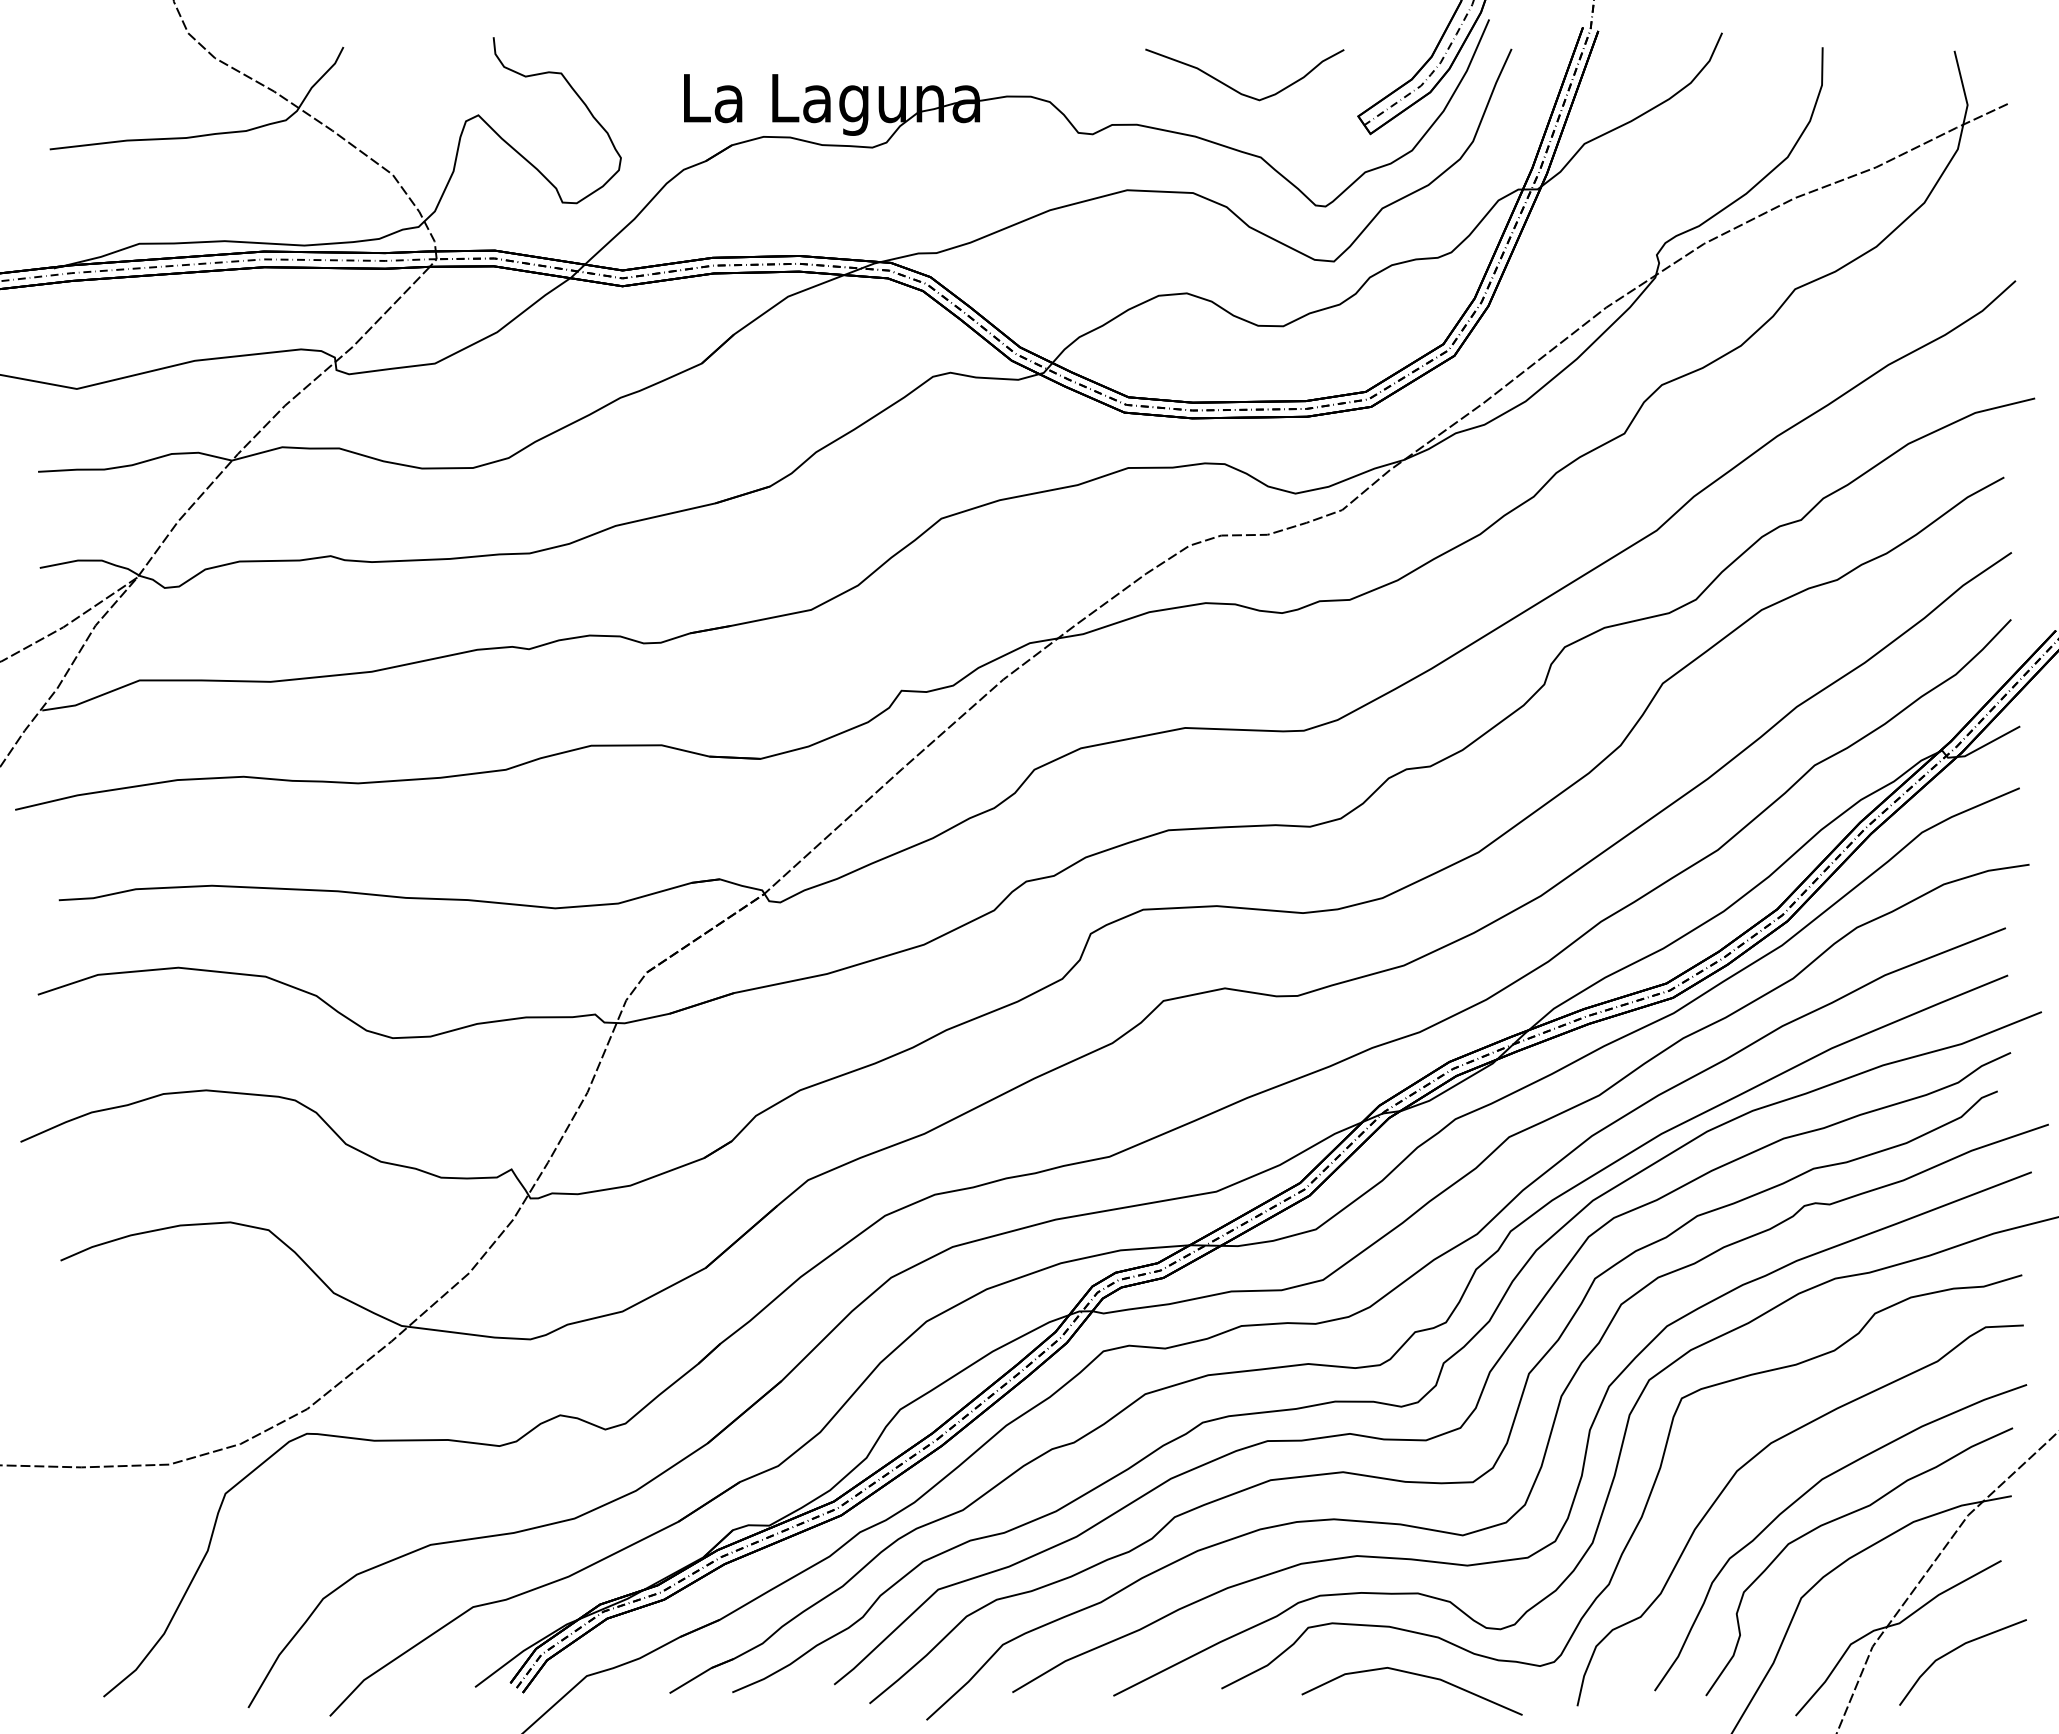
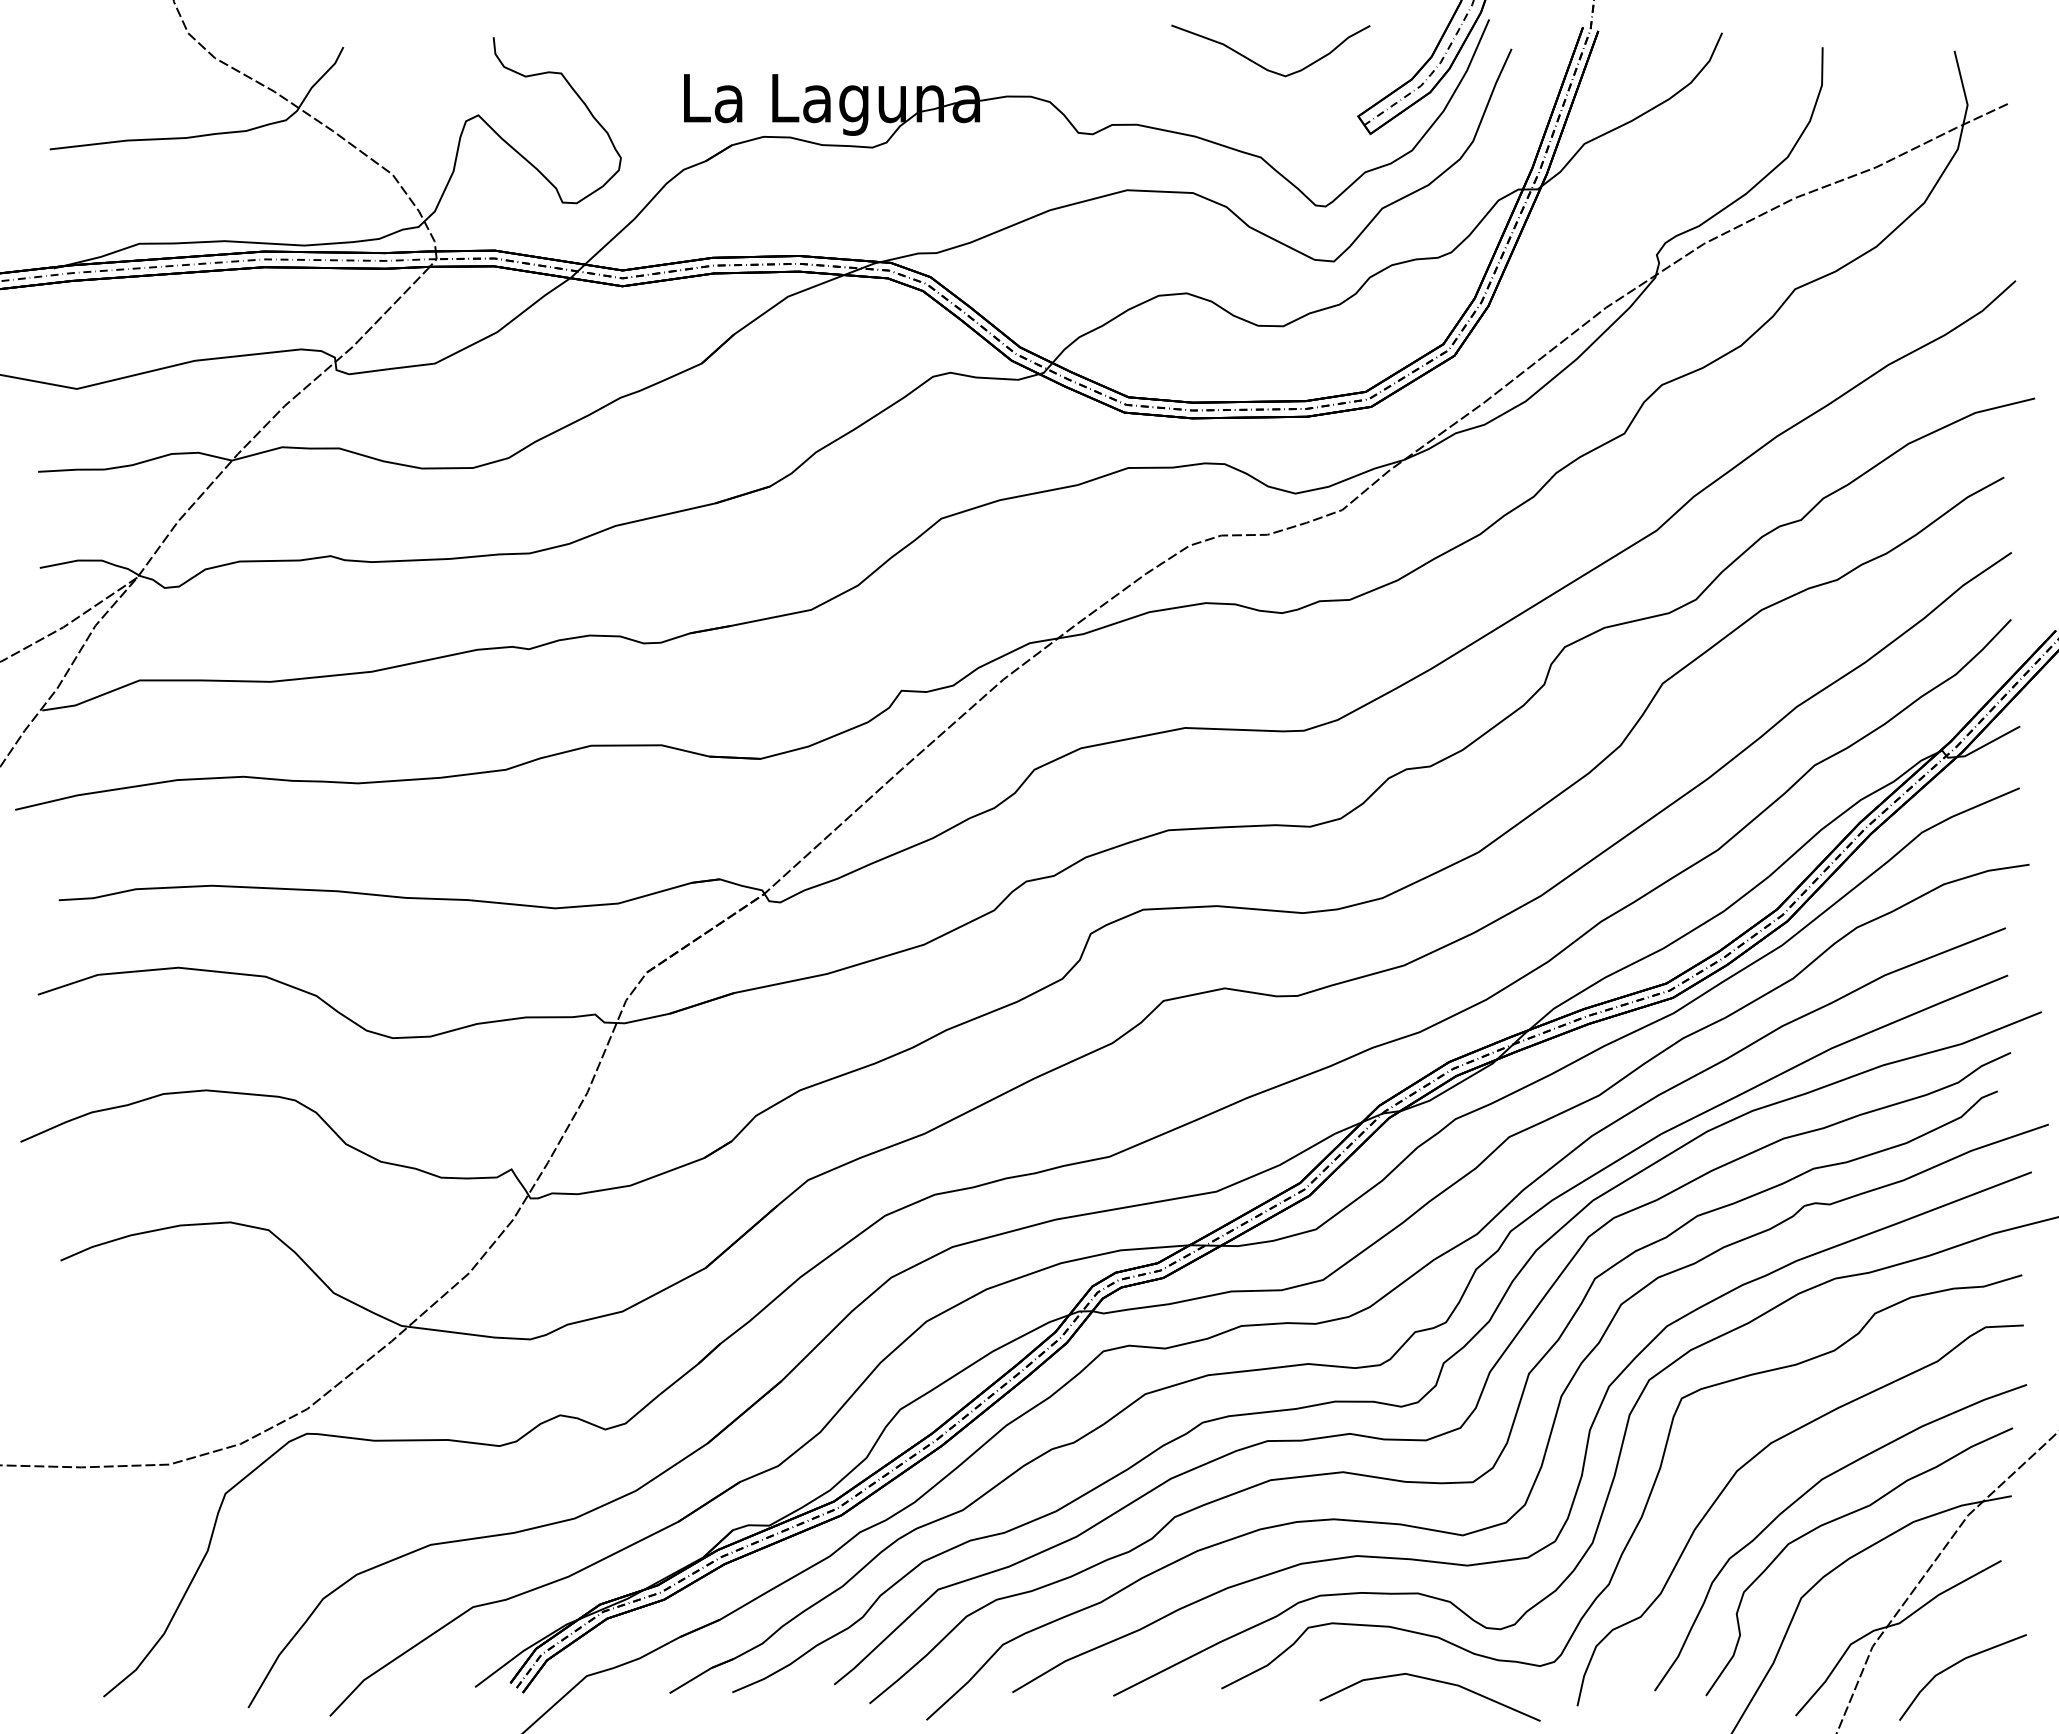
curve position: (1237, 90) -> (1263, 66) (1263, 66)
line position: (1955, 1650) -> (1955, 1665) (1955, 1665)
line position: (1416, 1675) -> (1434, 1681) (1434, 1681)
